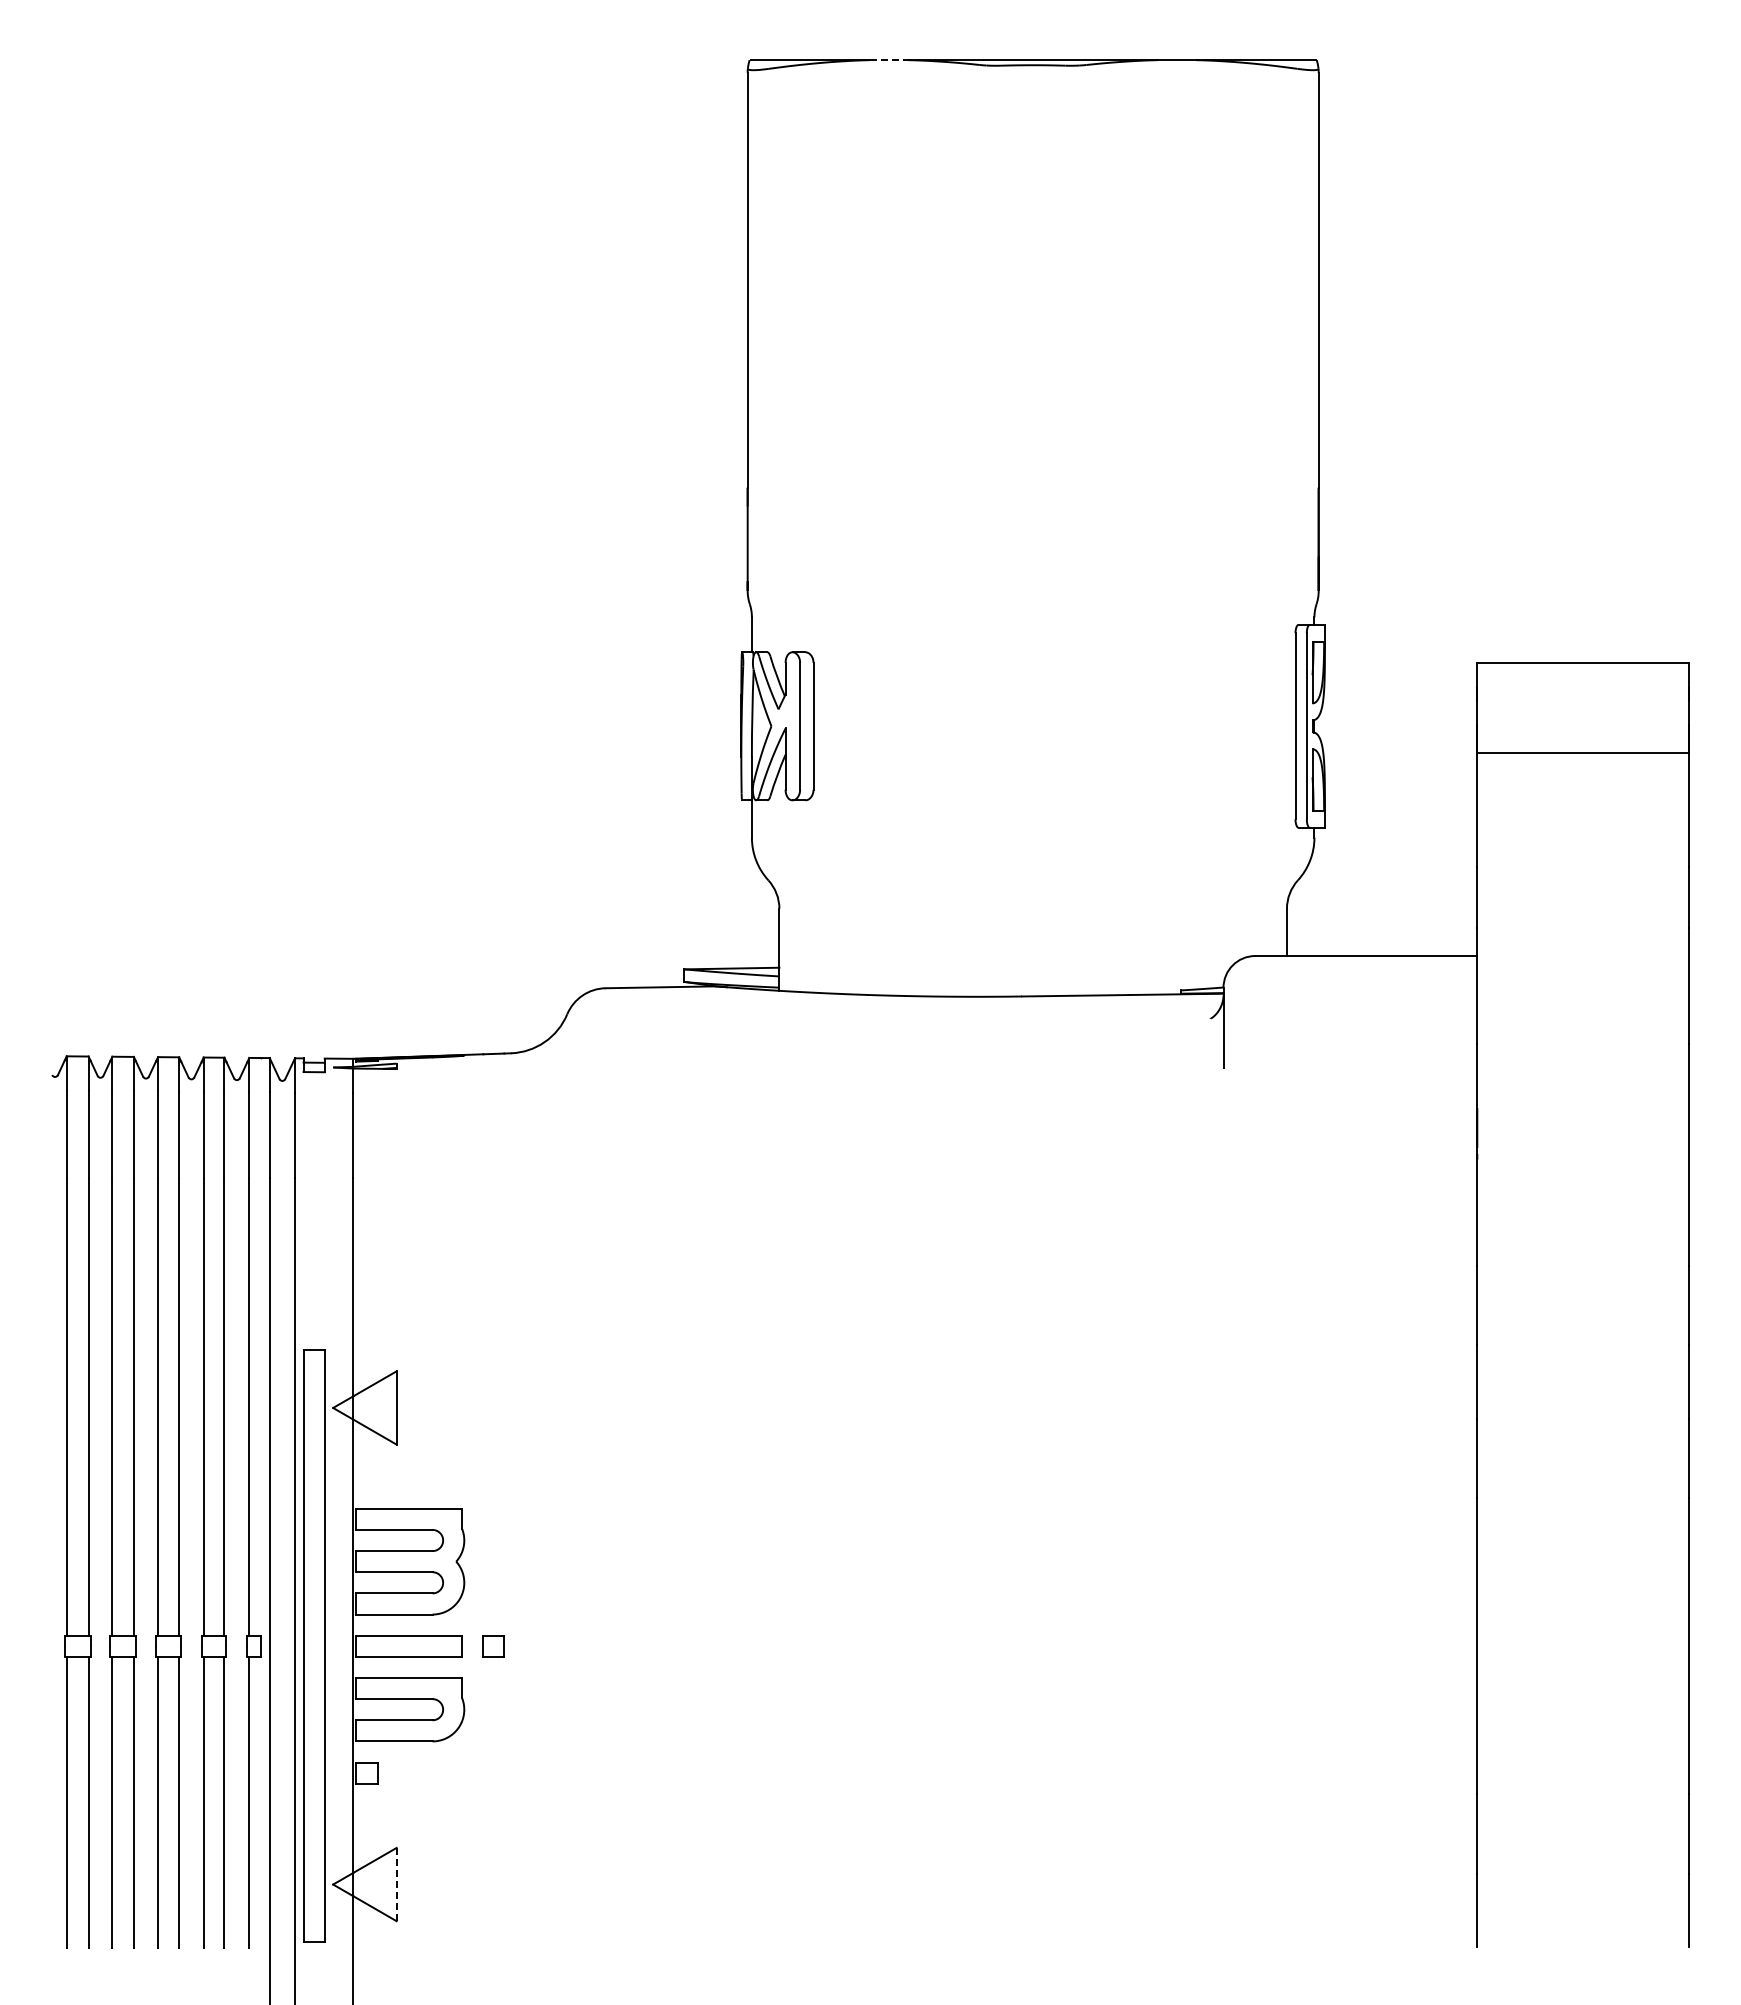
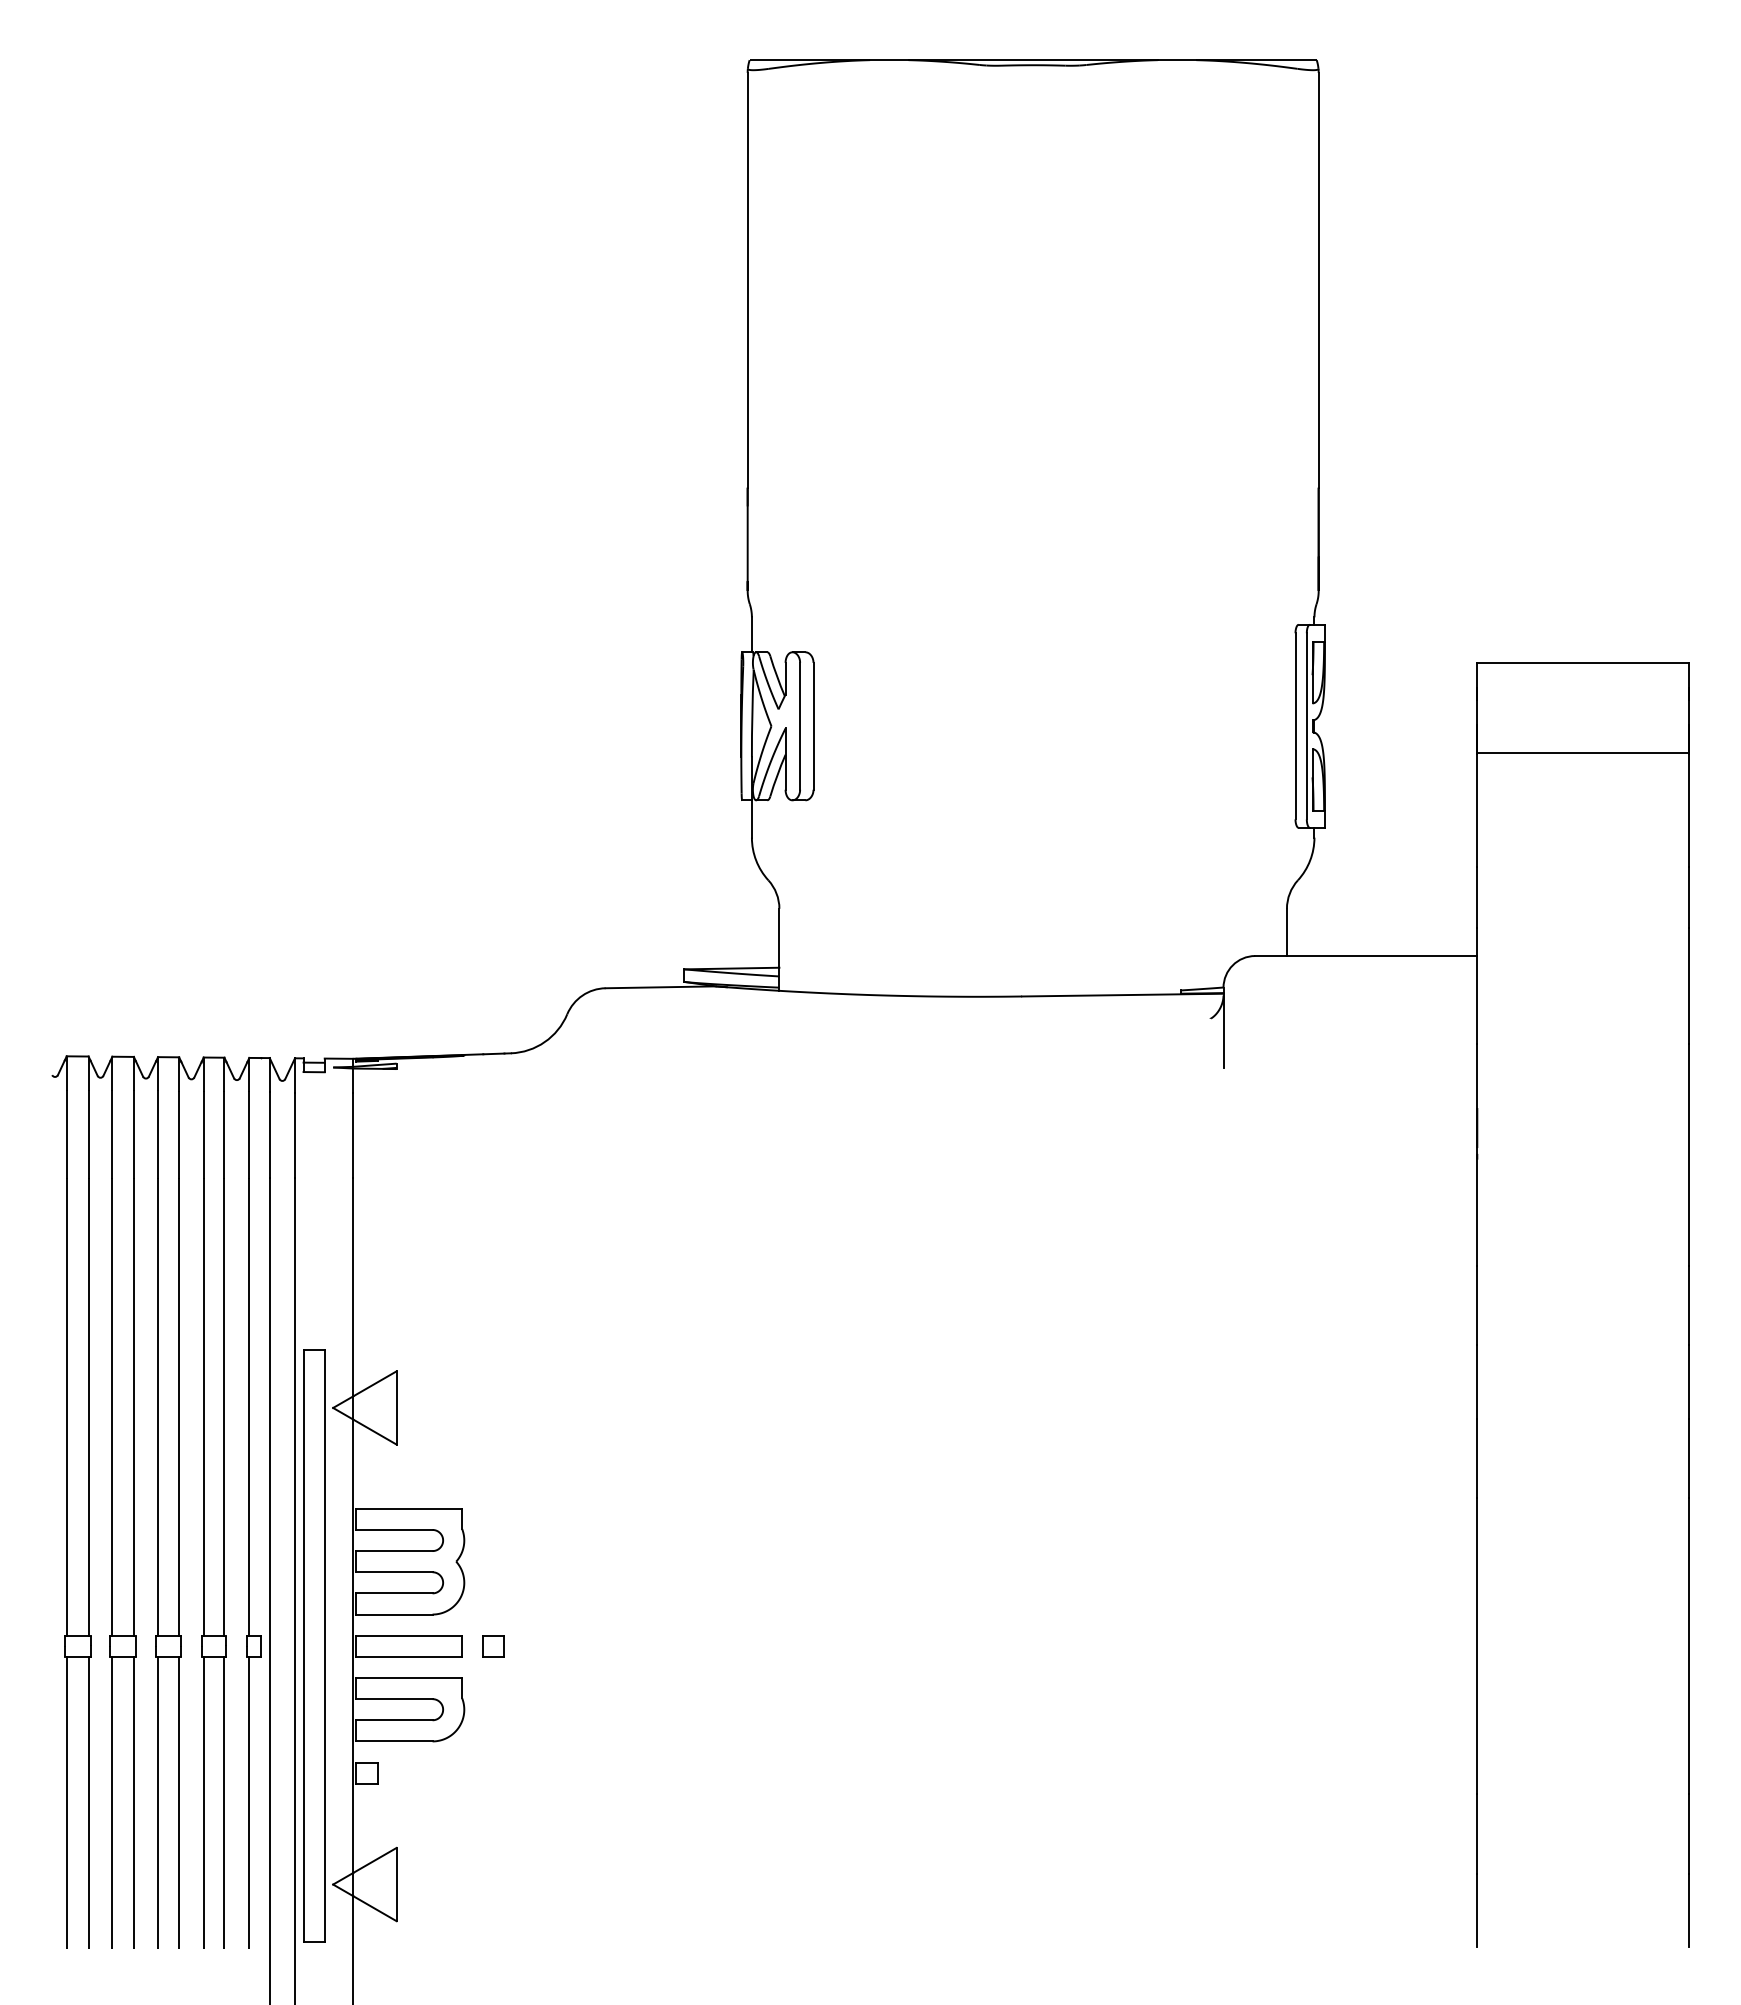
line: dashed -> solid (889, 60)
line: dashed -> solid (396, 1884)
